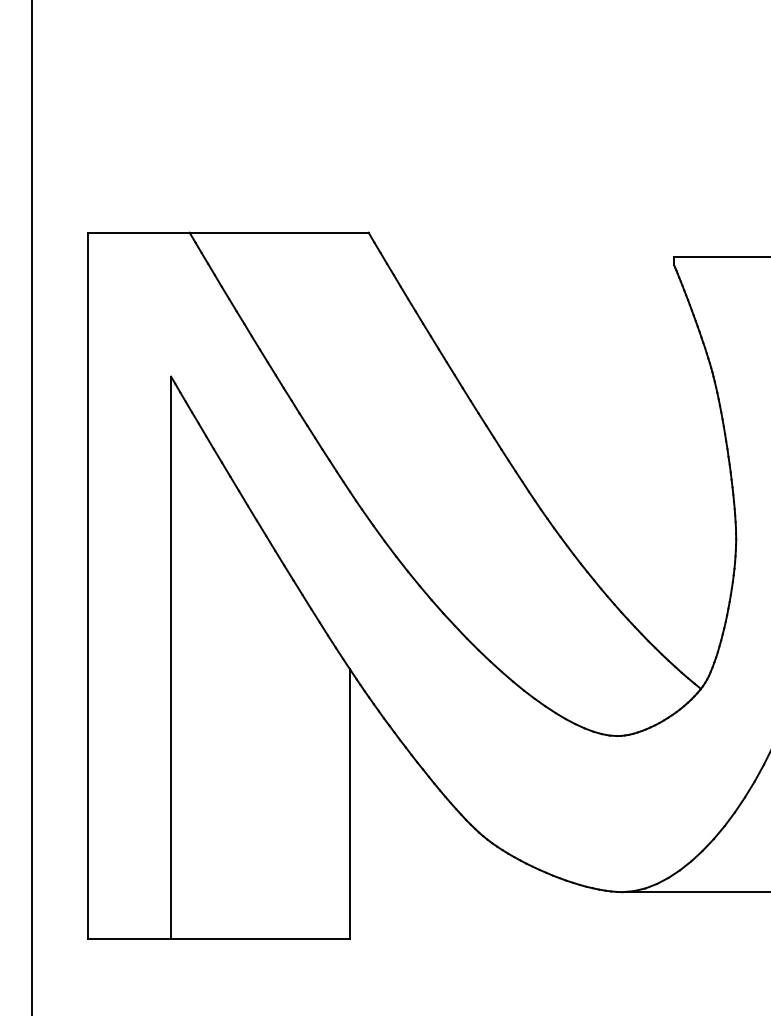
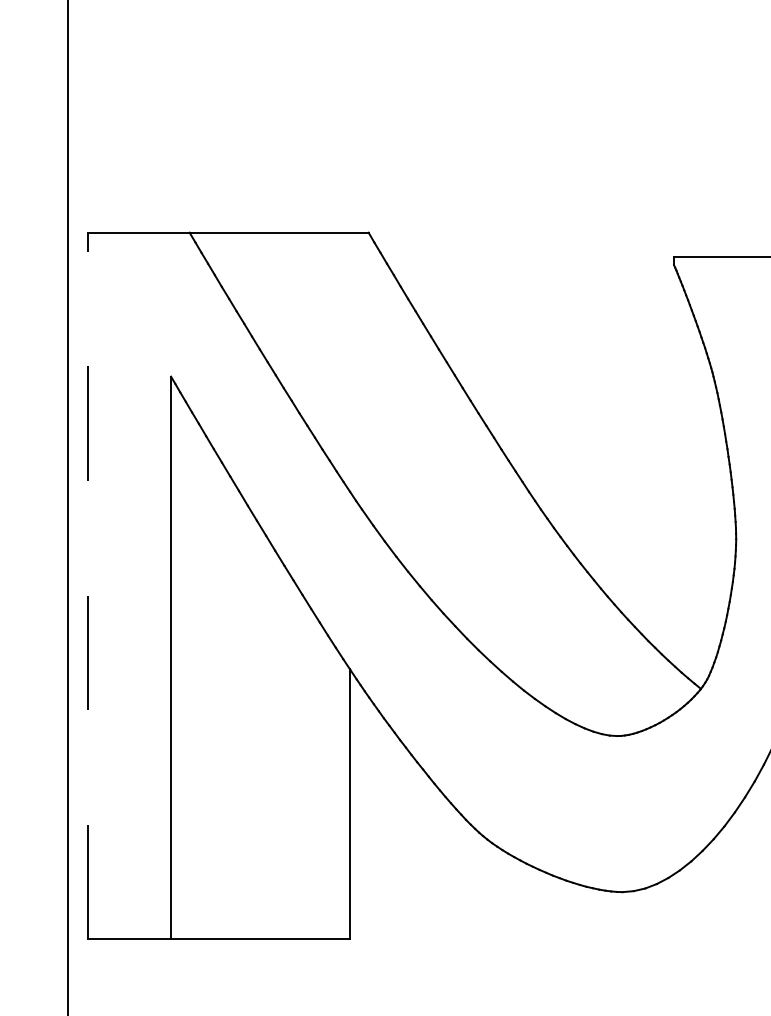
line position: (31, 507) -> (67, 507) (67, 507)
line: solid -> dashed (88, 585)
line: present -> none (694, 892)
